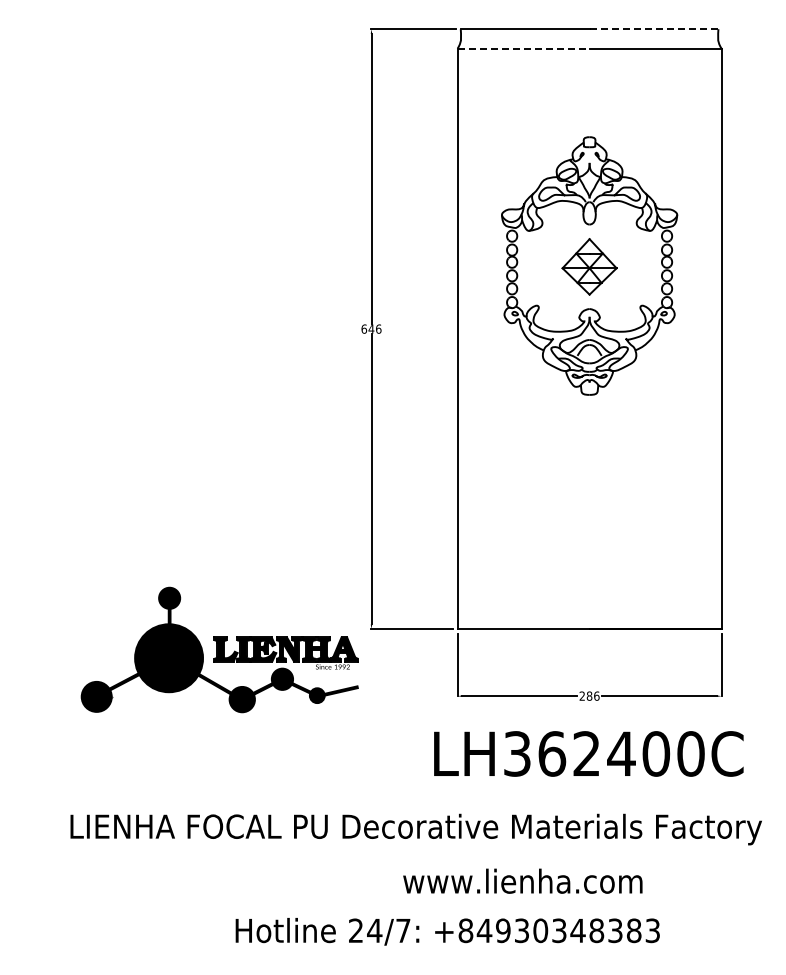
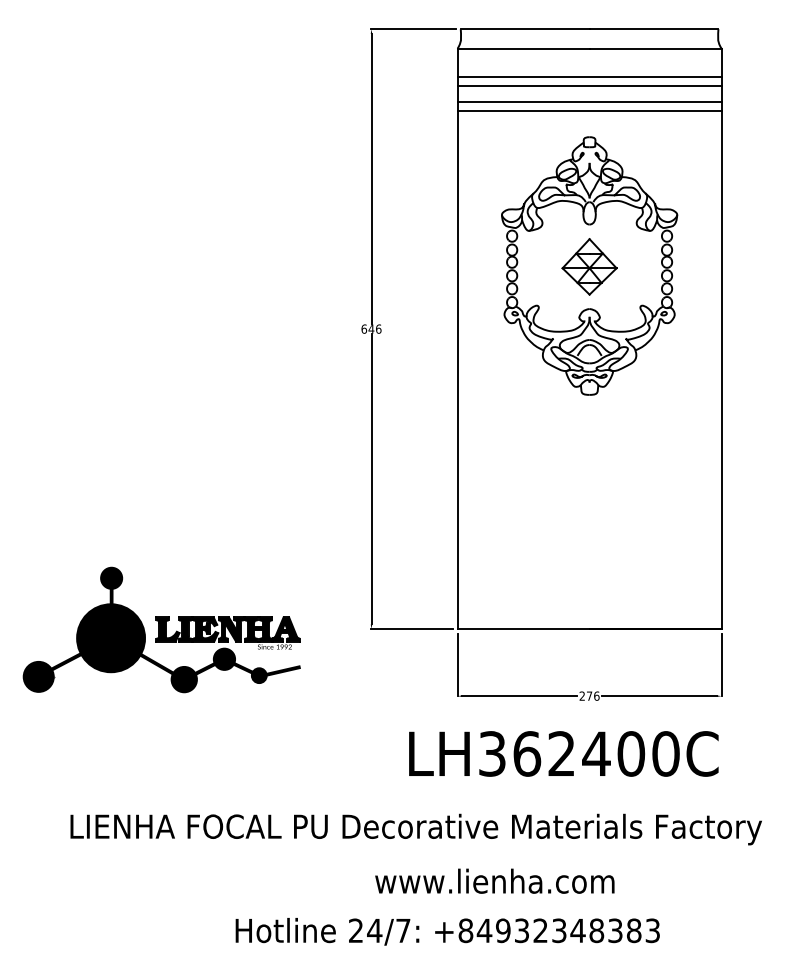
line: dashed -> solid (654, 29)
line: dashed -> solid (523, 48)
line: none -> present (589, 77)
line: none -> present (589, 86)
line: none -> present (589, 101)
line: none -> present (589, 110)
part position: (219, 649) -> (161, 629) (161, 629)
text: 286 -> 276 (589, 695)
text position: (588, 753) -> (563, 753) (563, 753)
text position: (522, 880) -> (494, 880) (494, 880)
text: +84930348383 -> +84932348383 (540, 930)
